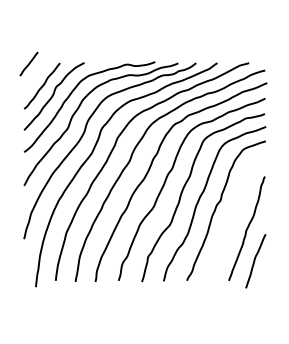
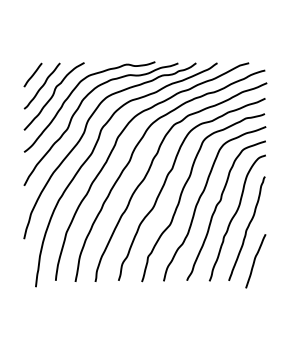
line position: (28, 63) -> (32, 74) (32, 74)
curve: none -> present (234, 217)
